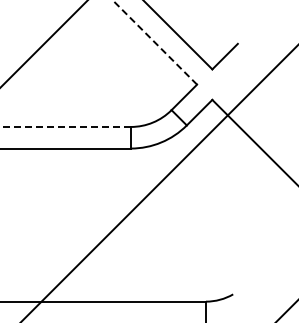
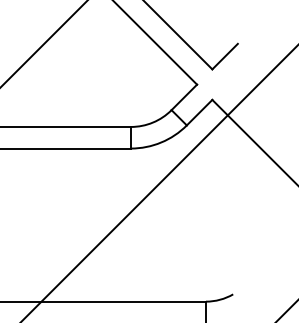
line: dashed -> solid (154, 42)
line: dashed -> solid (65, 126)
